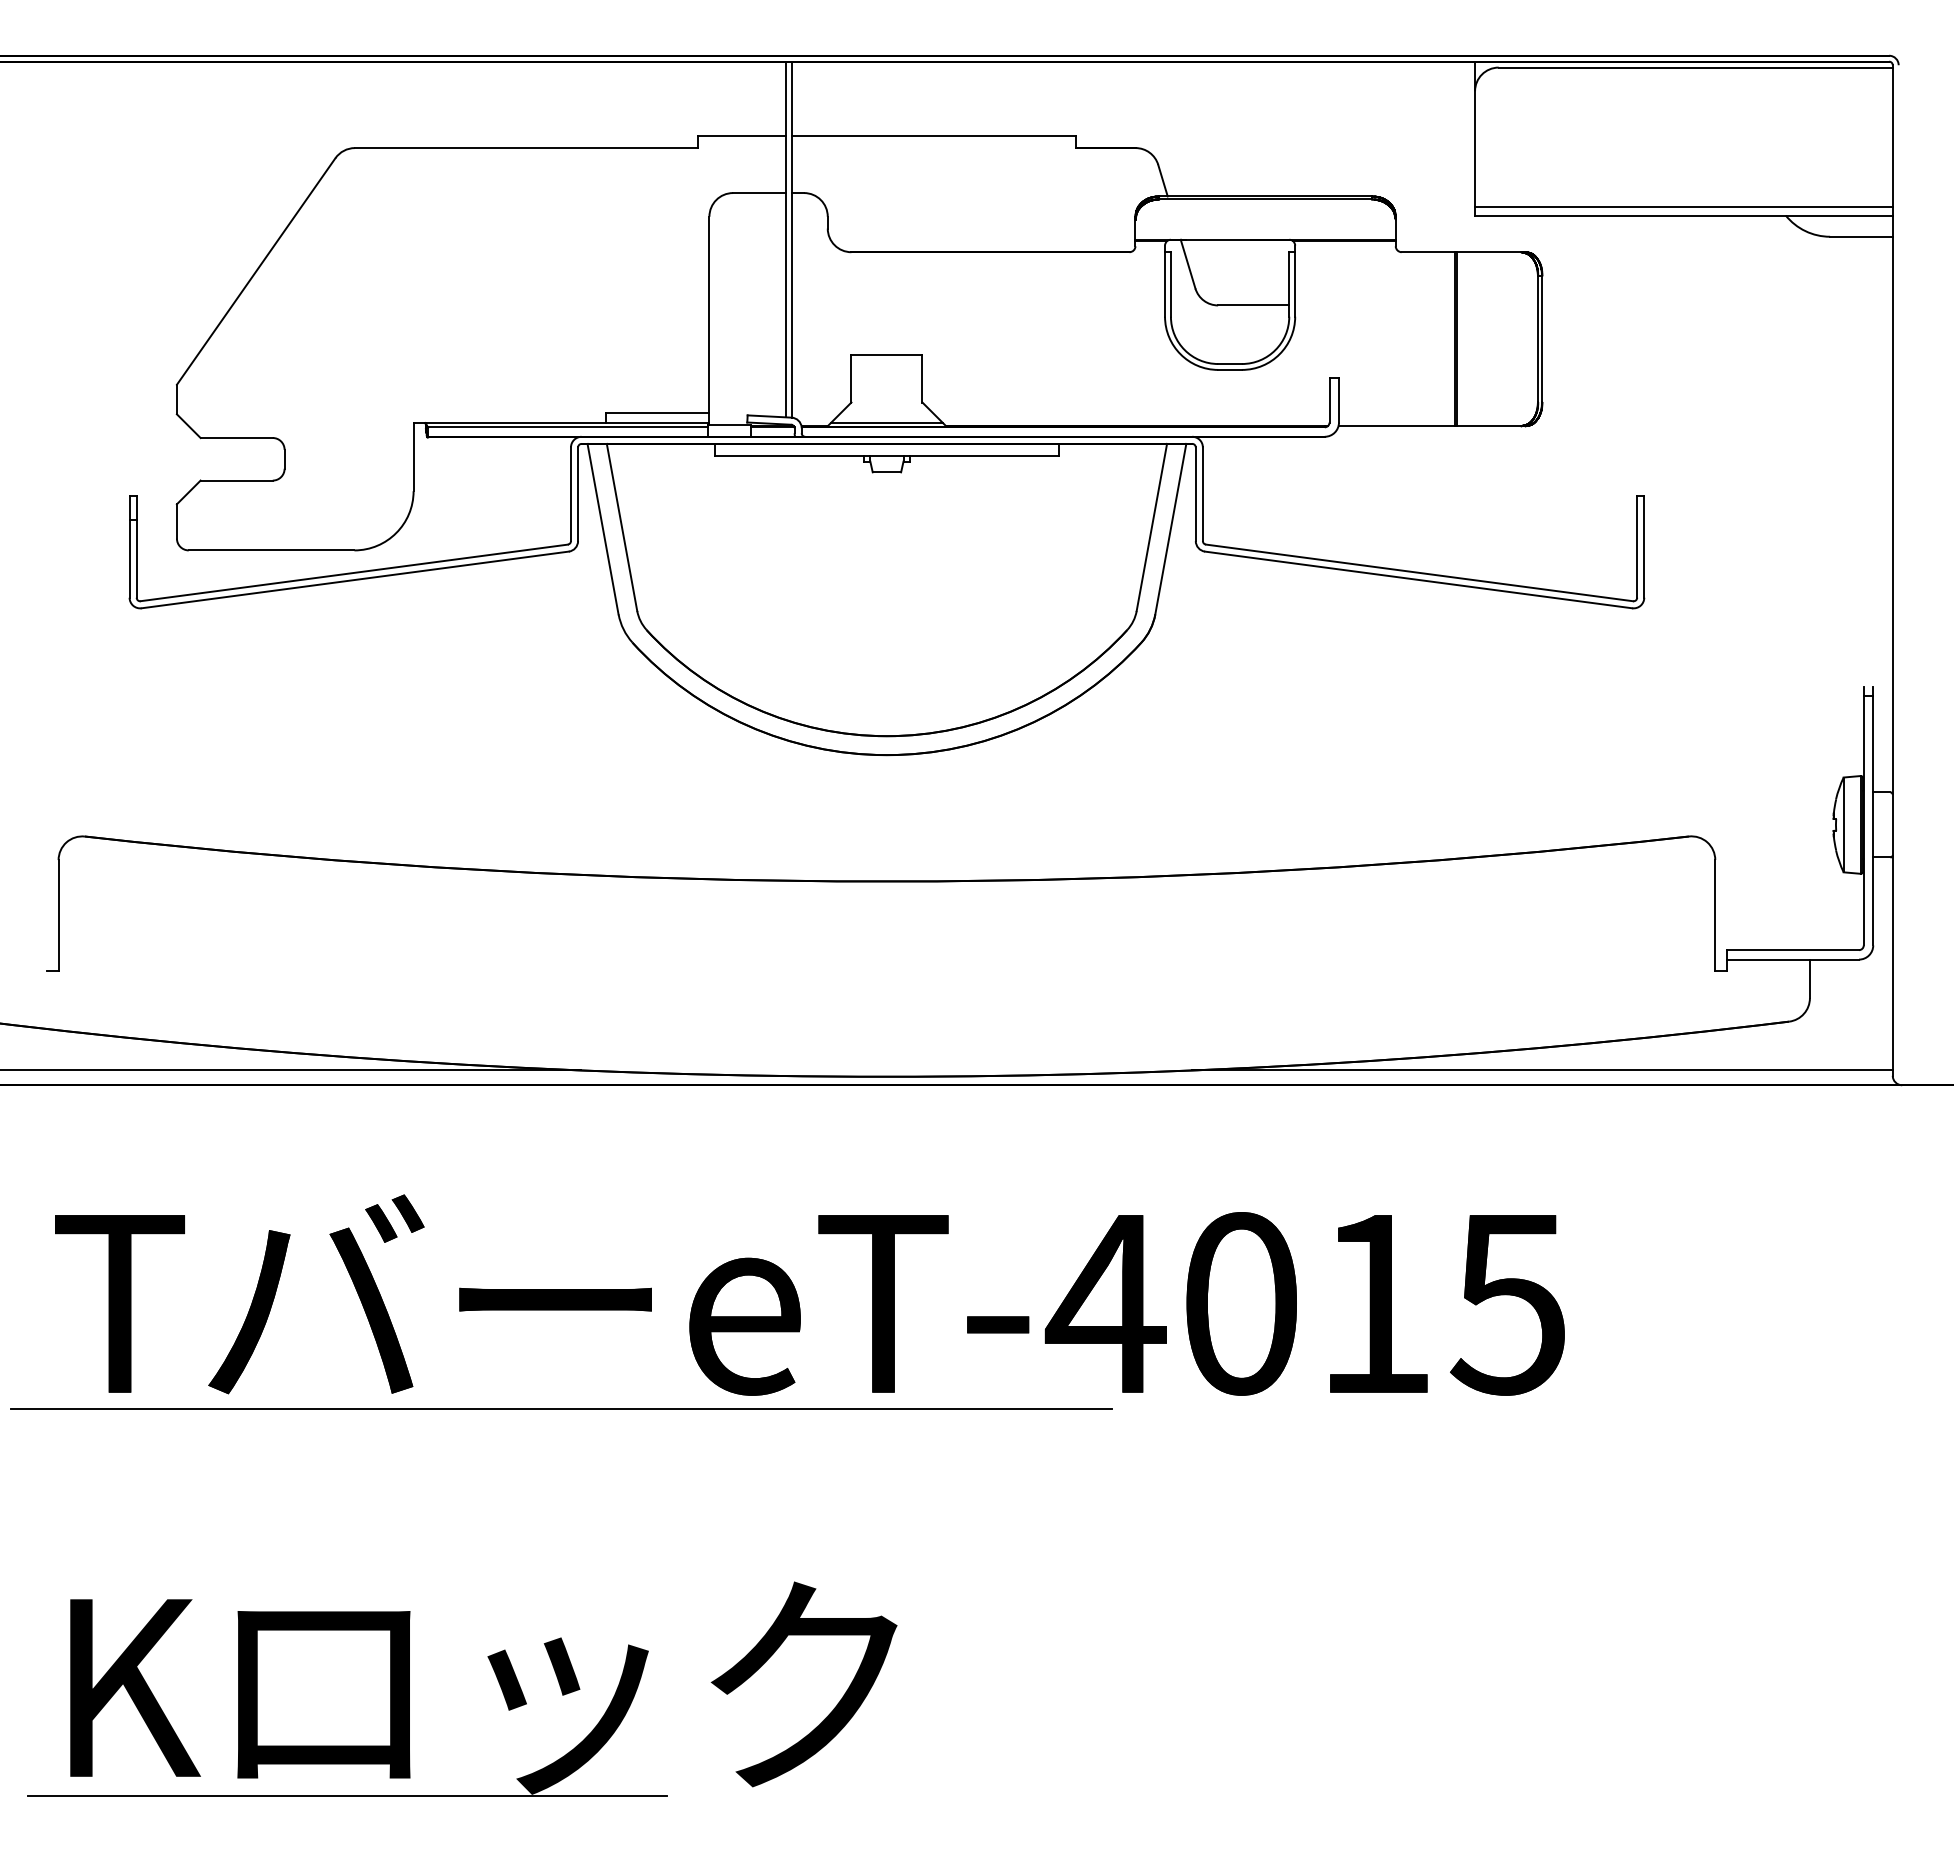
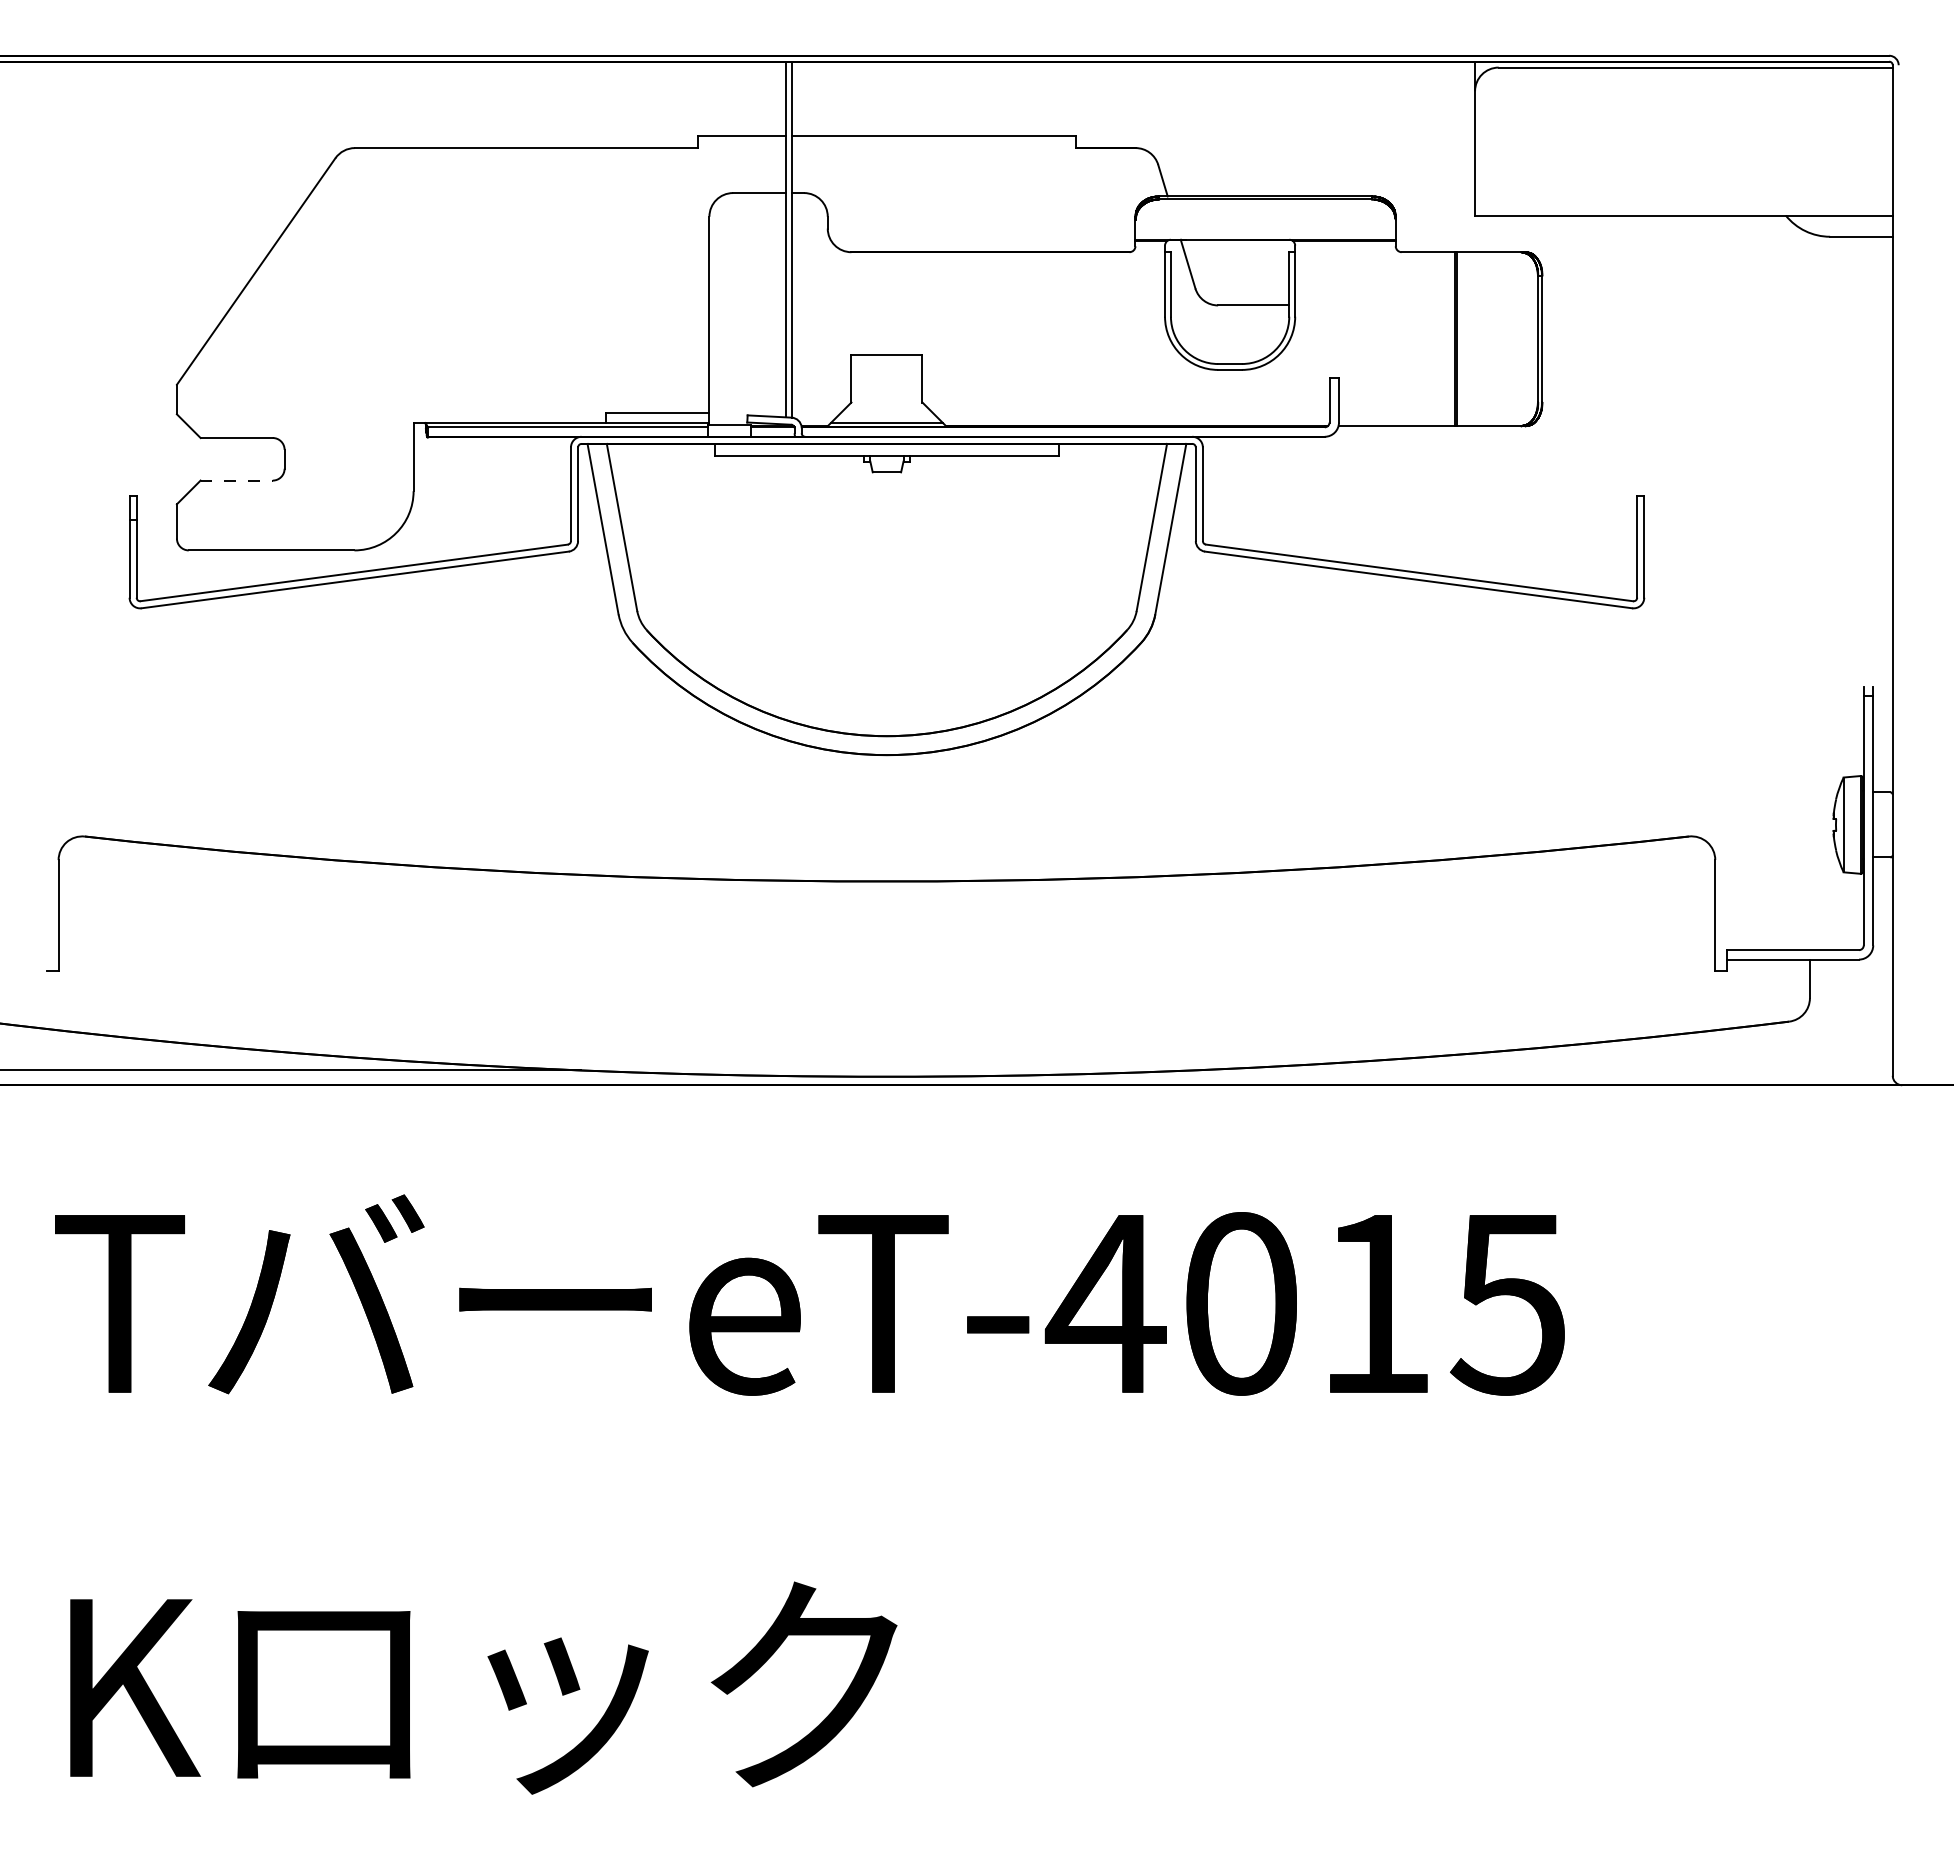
line: present -> none (1683, 206)
line: solid -> dashed (237, 480)
line: present -> none (1542, 1070)
line: present -> none (561, 1408)
line: present -> none (347, 1796)
